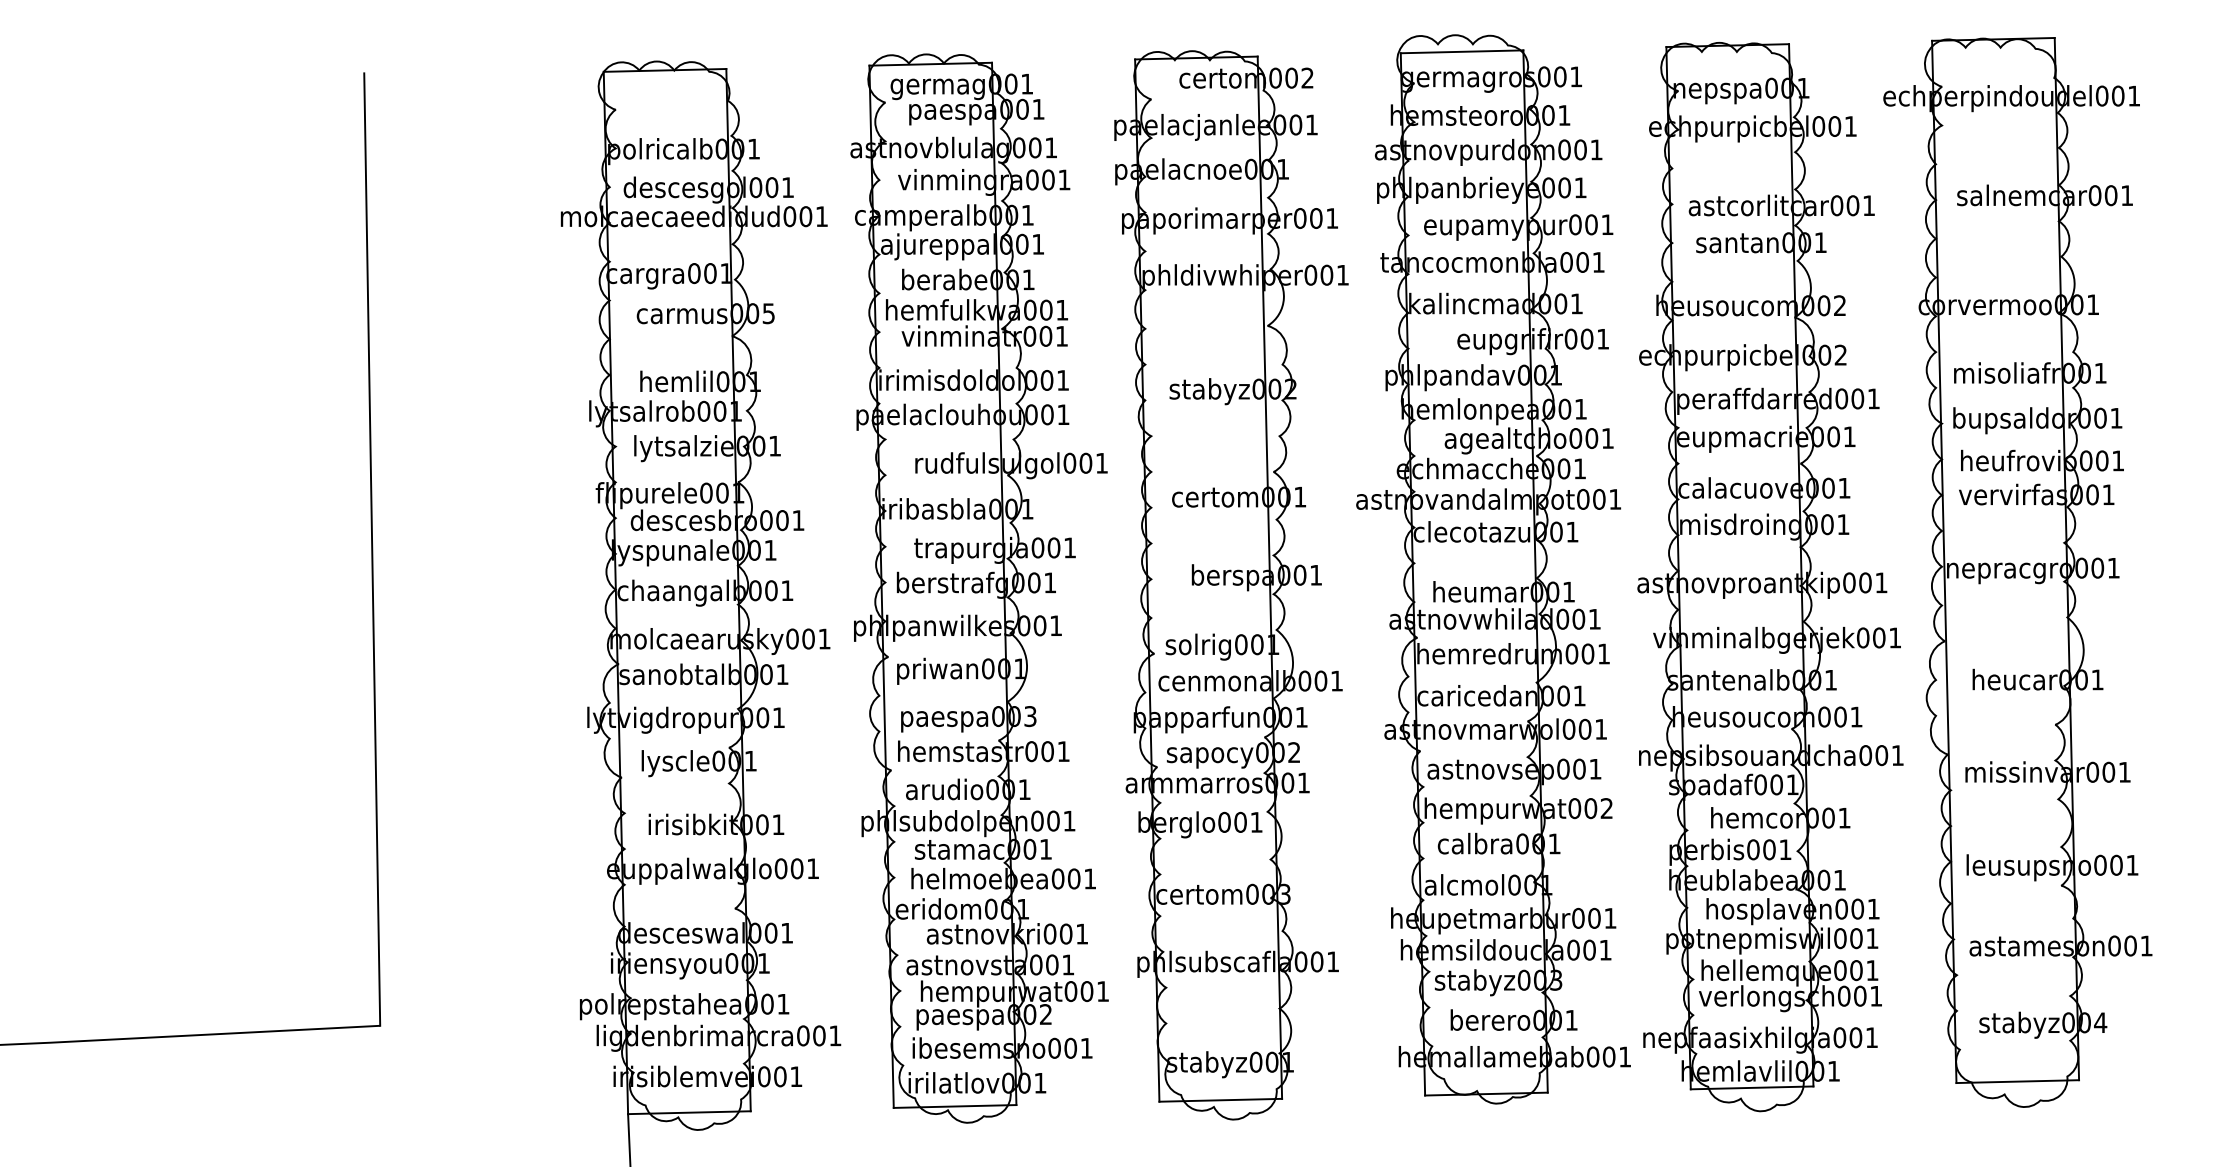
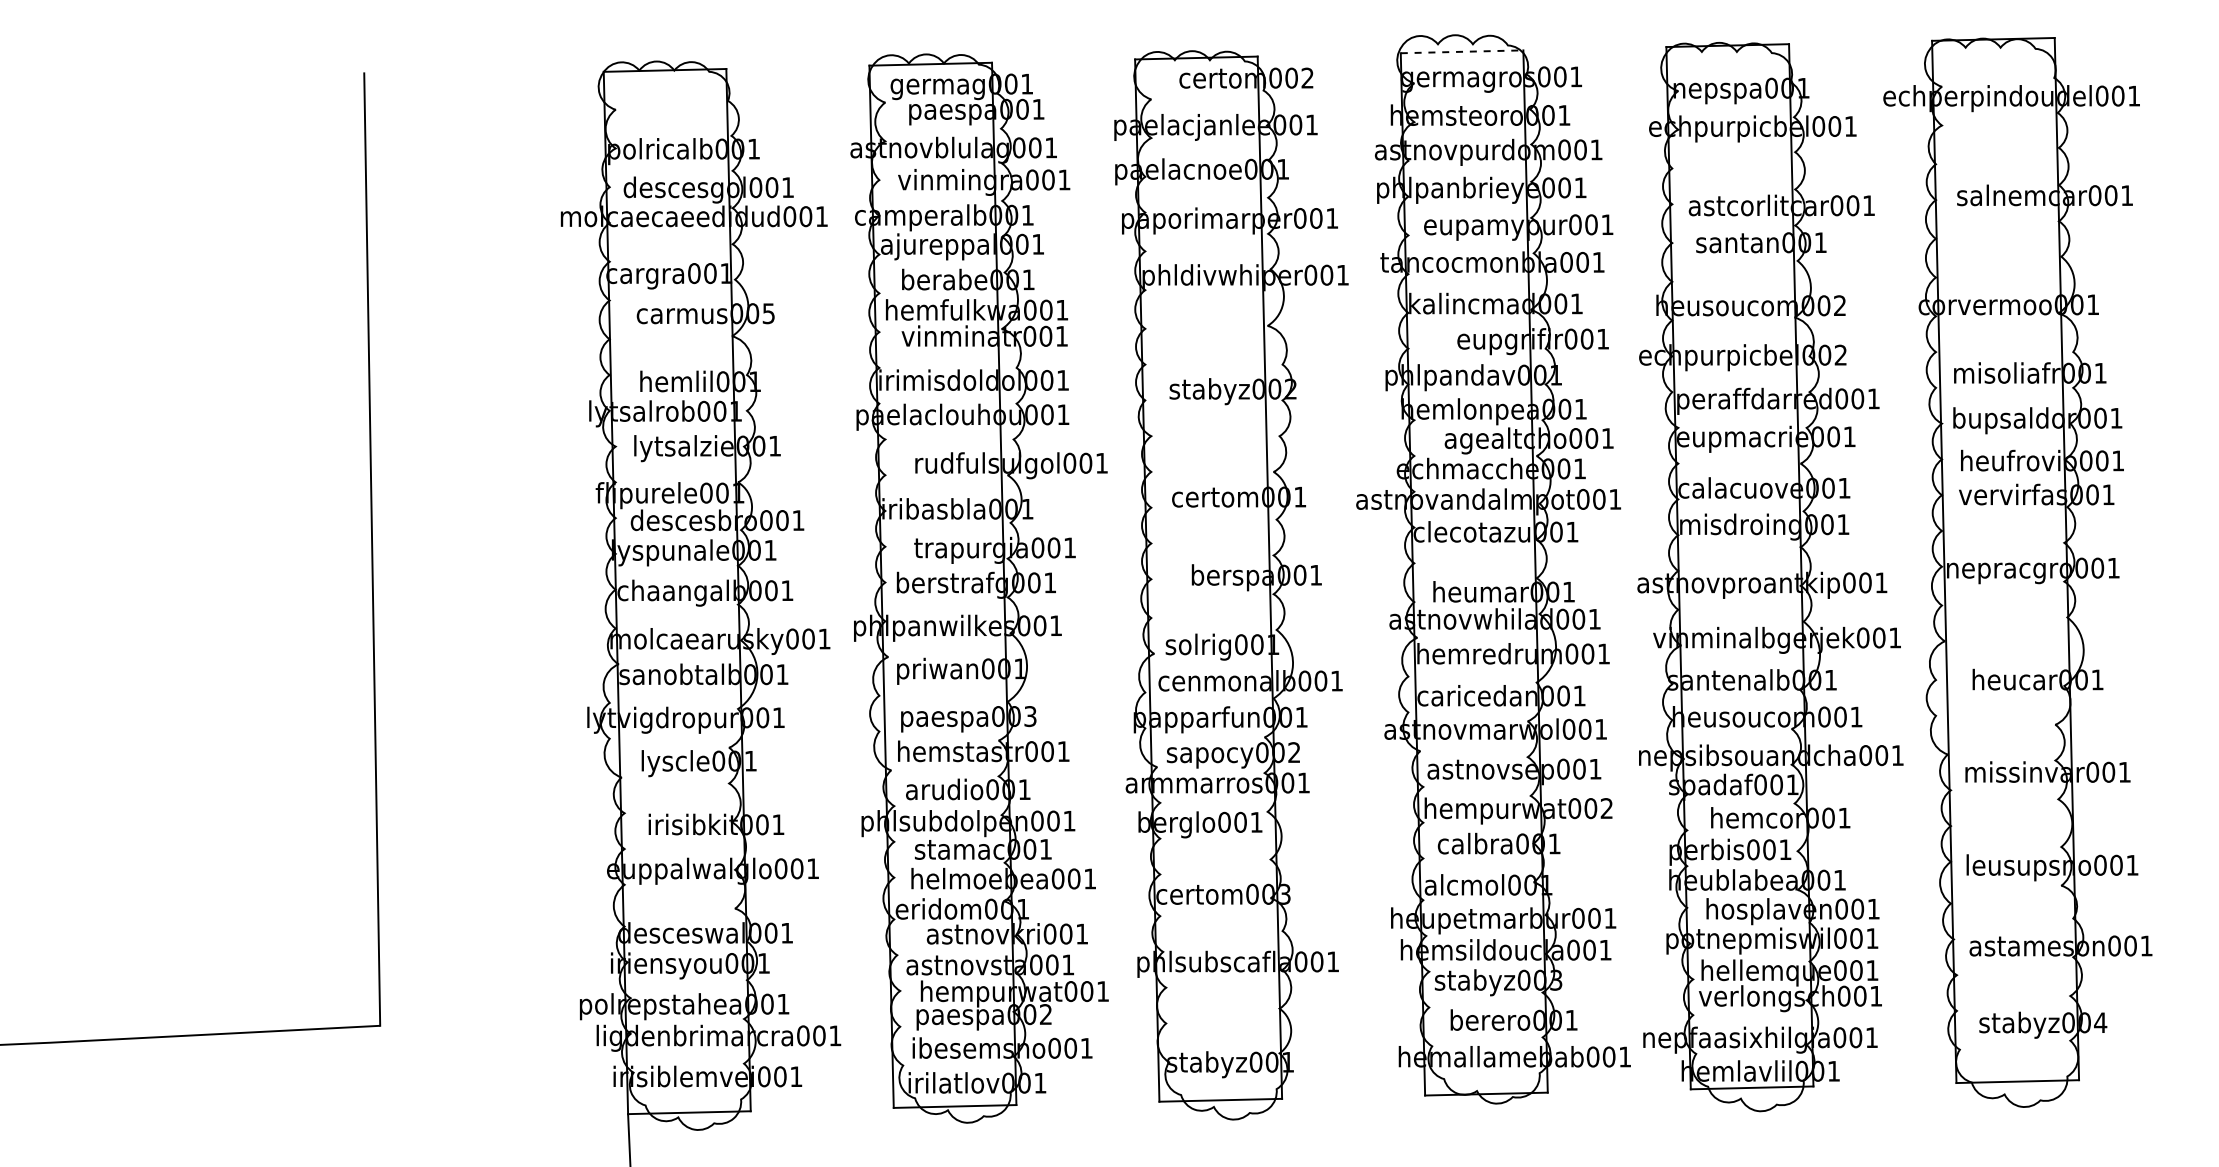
line: solid -> dashed (1462, 51)
